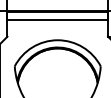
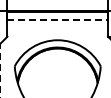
line: solid -> dashed (58, 19)
line: solid -> dashed (0, 70)
